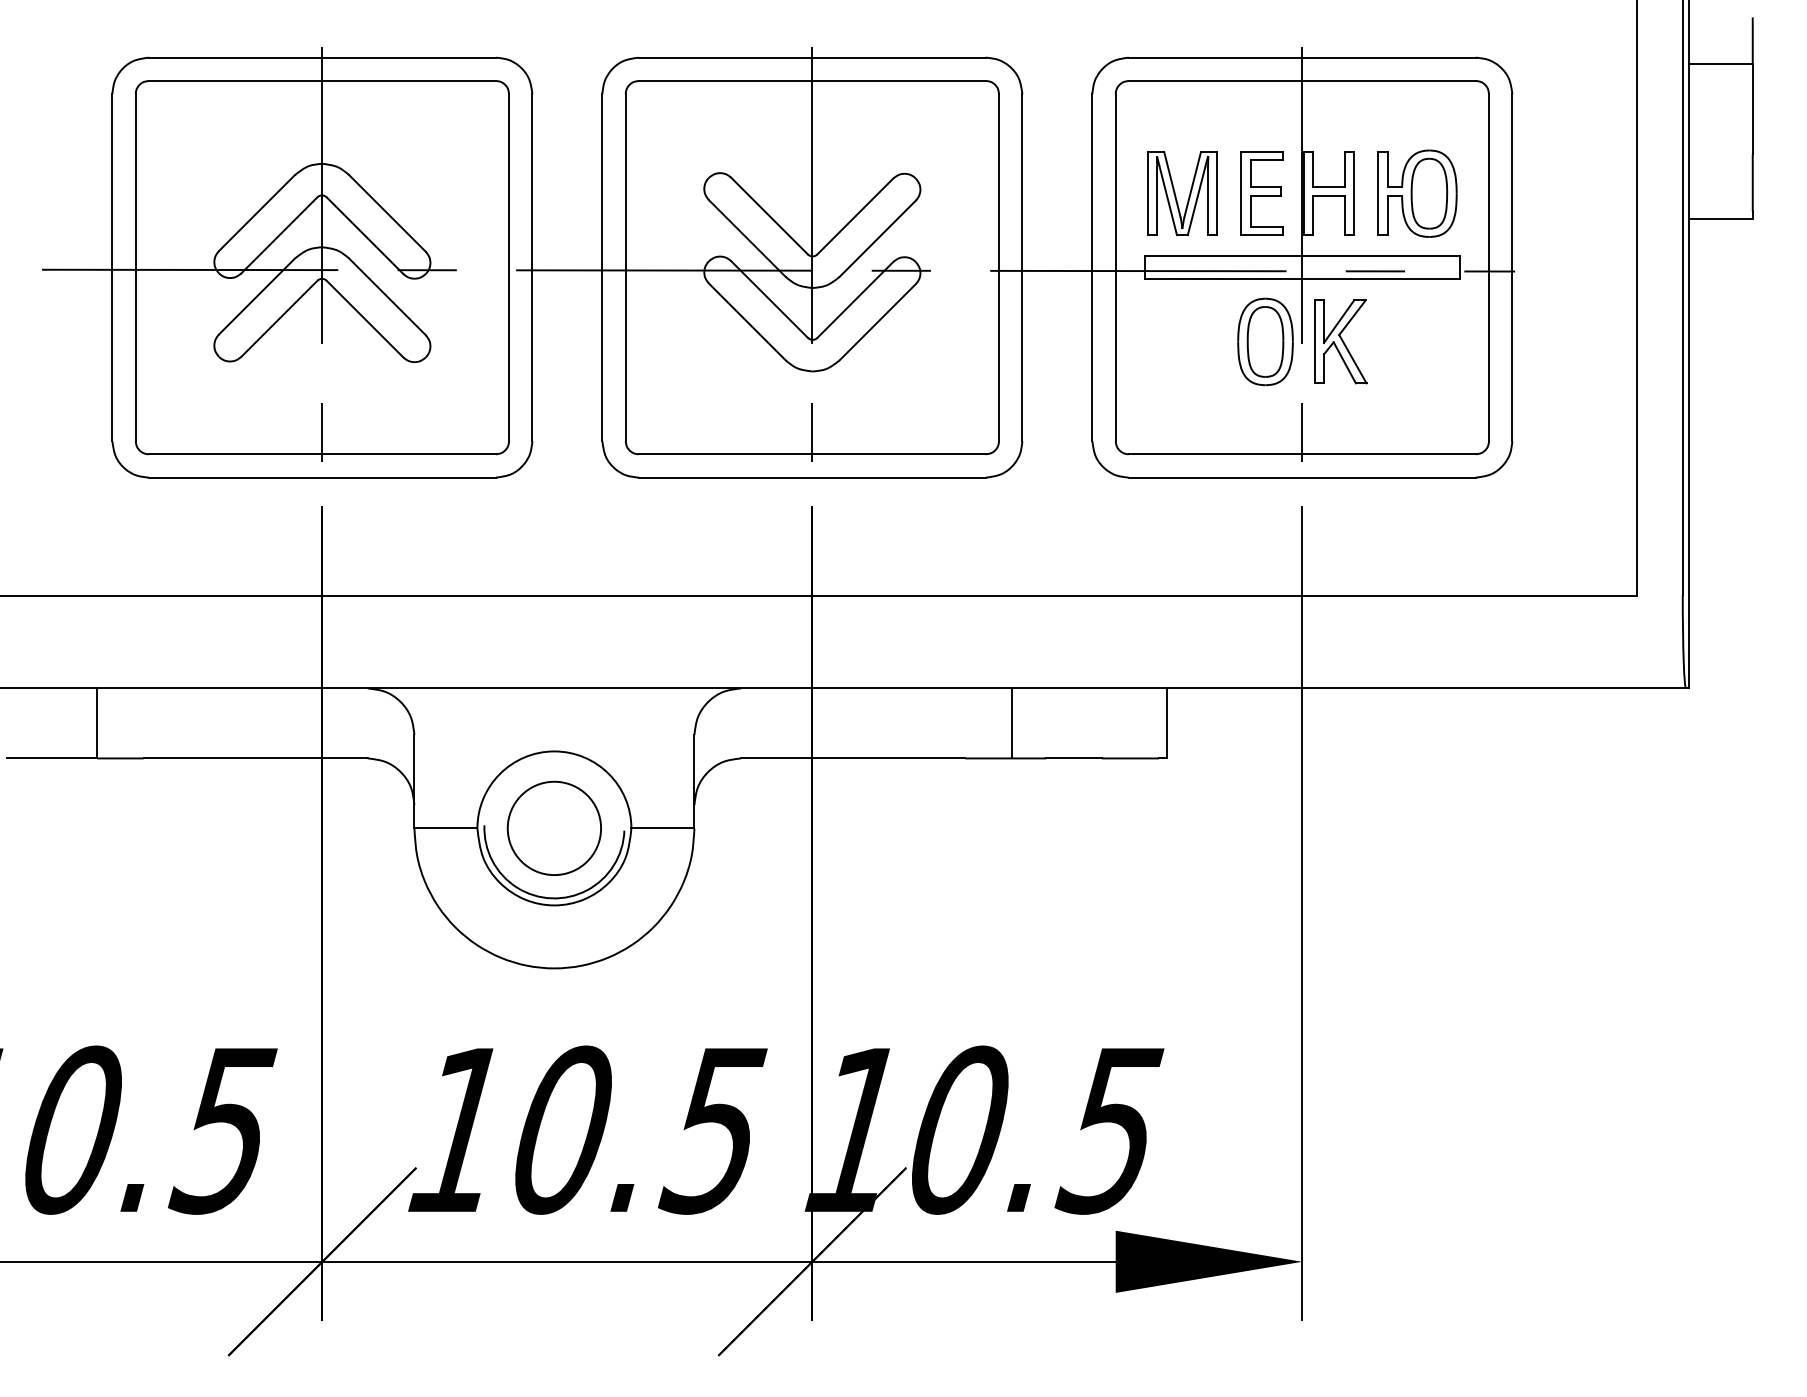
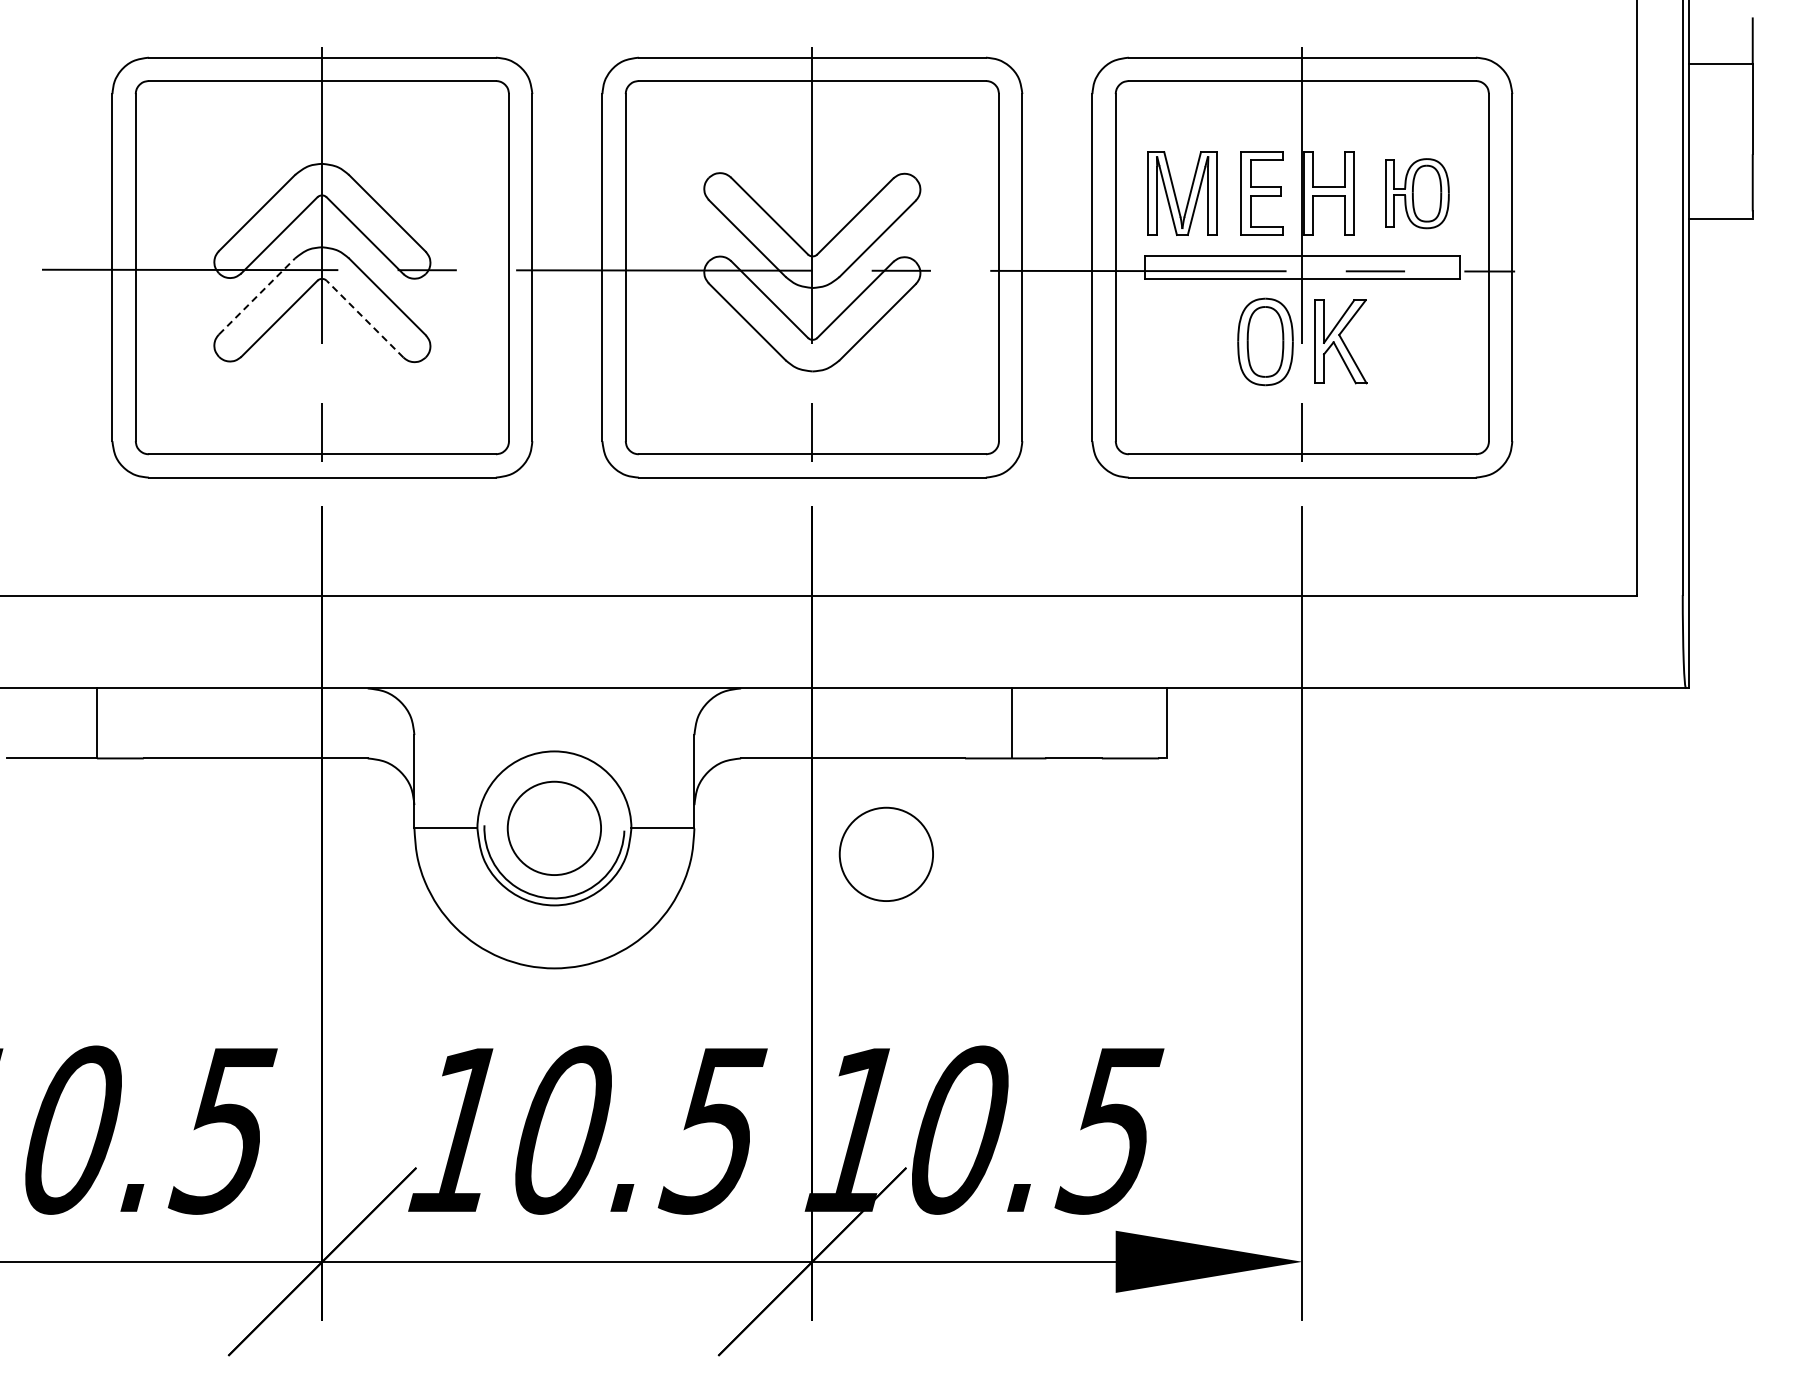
part size: 81x89 px -> 65x72 px (1417, 193)
line: solid -> dashed (257, 296)
line: solid -> dashed (364, 318)
circle: none -> present (885, 853)
